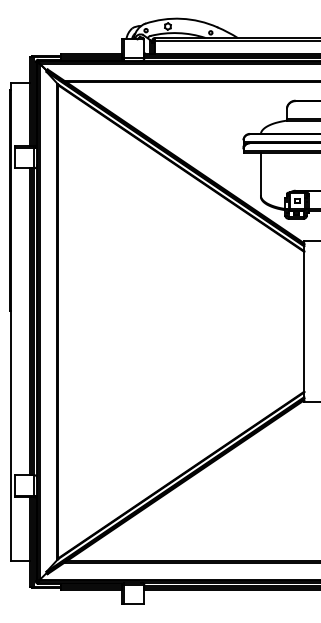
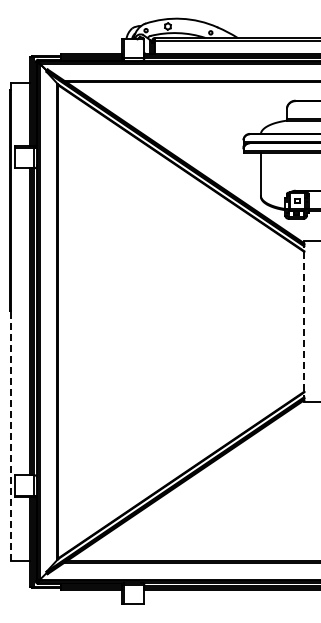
line: solid -> dashed (304, 321)
line: solid -> dashed (10, 435)
